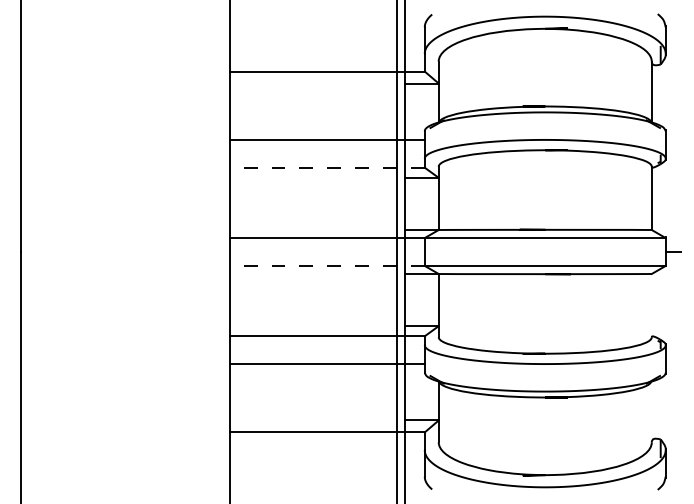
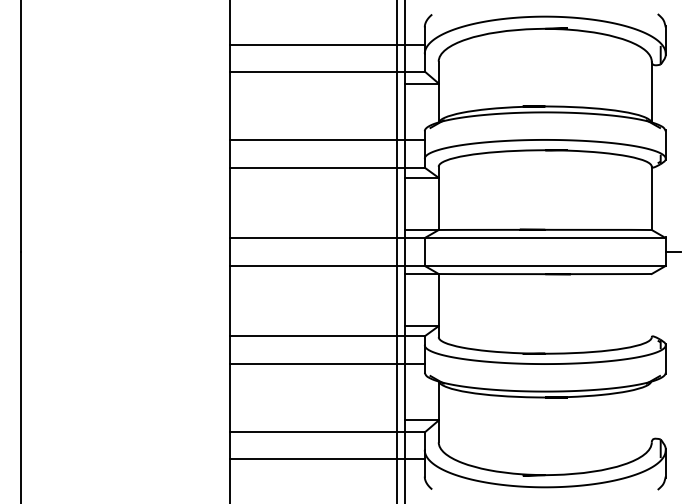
line: none -> present (326, 45)
line: dashed -> solid (327, 167)
line: dashed -> solid (327, 265)
line: none -> present (326, 458)
